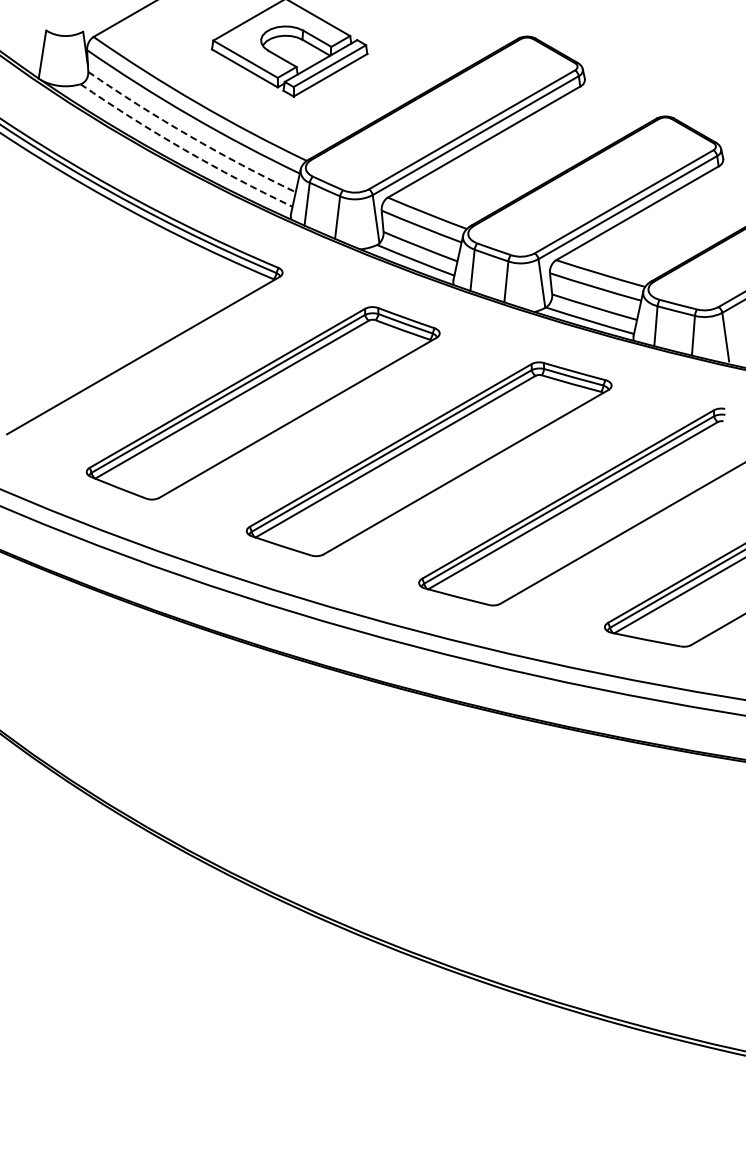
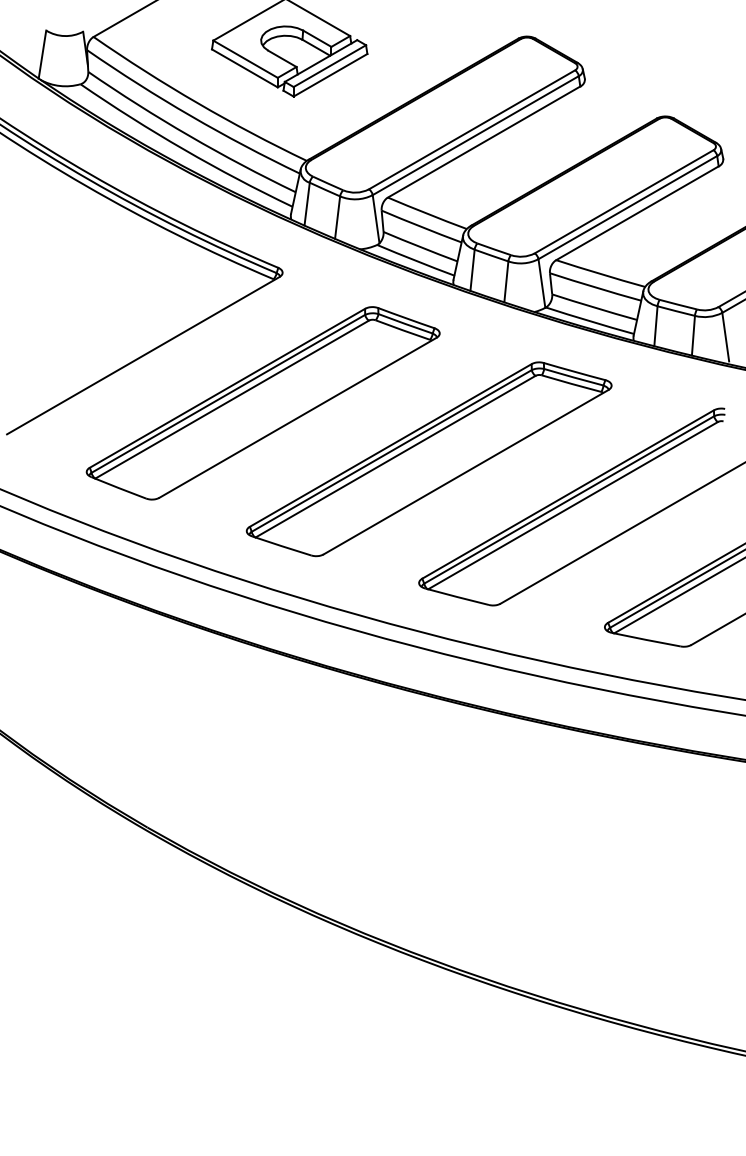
arc: dashed -> solid (189, 136)
arc: dashed -> solid (184, 149)
